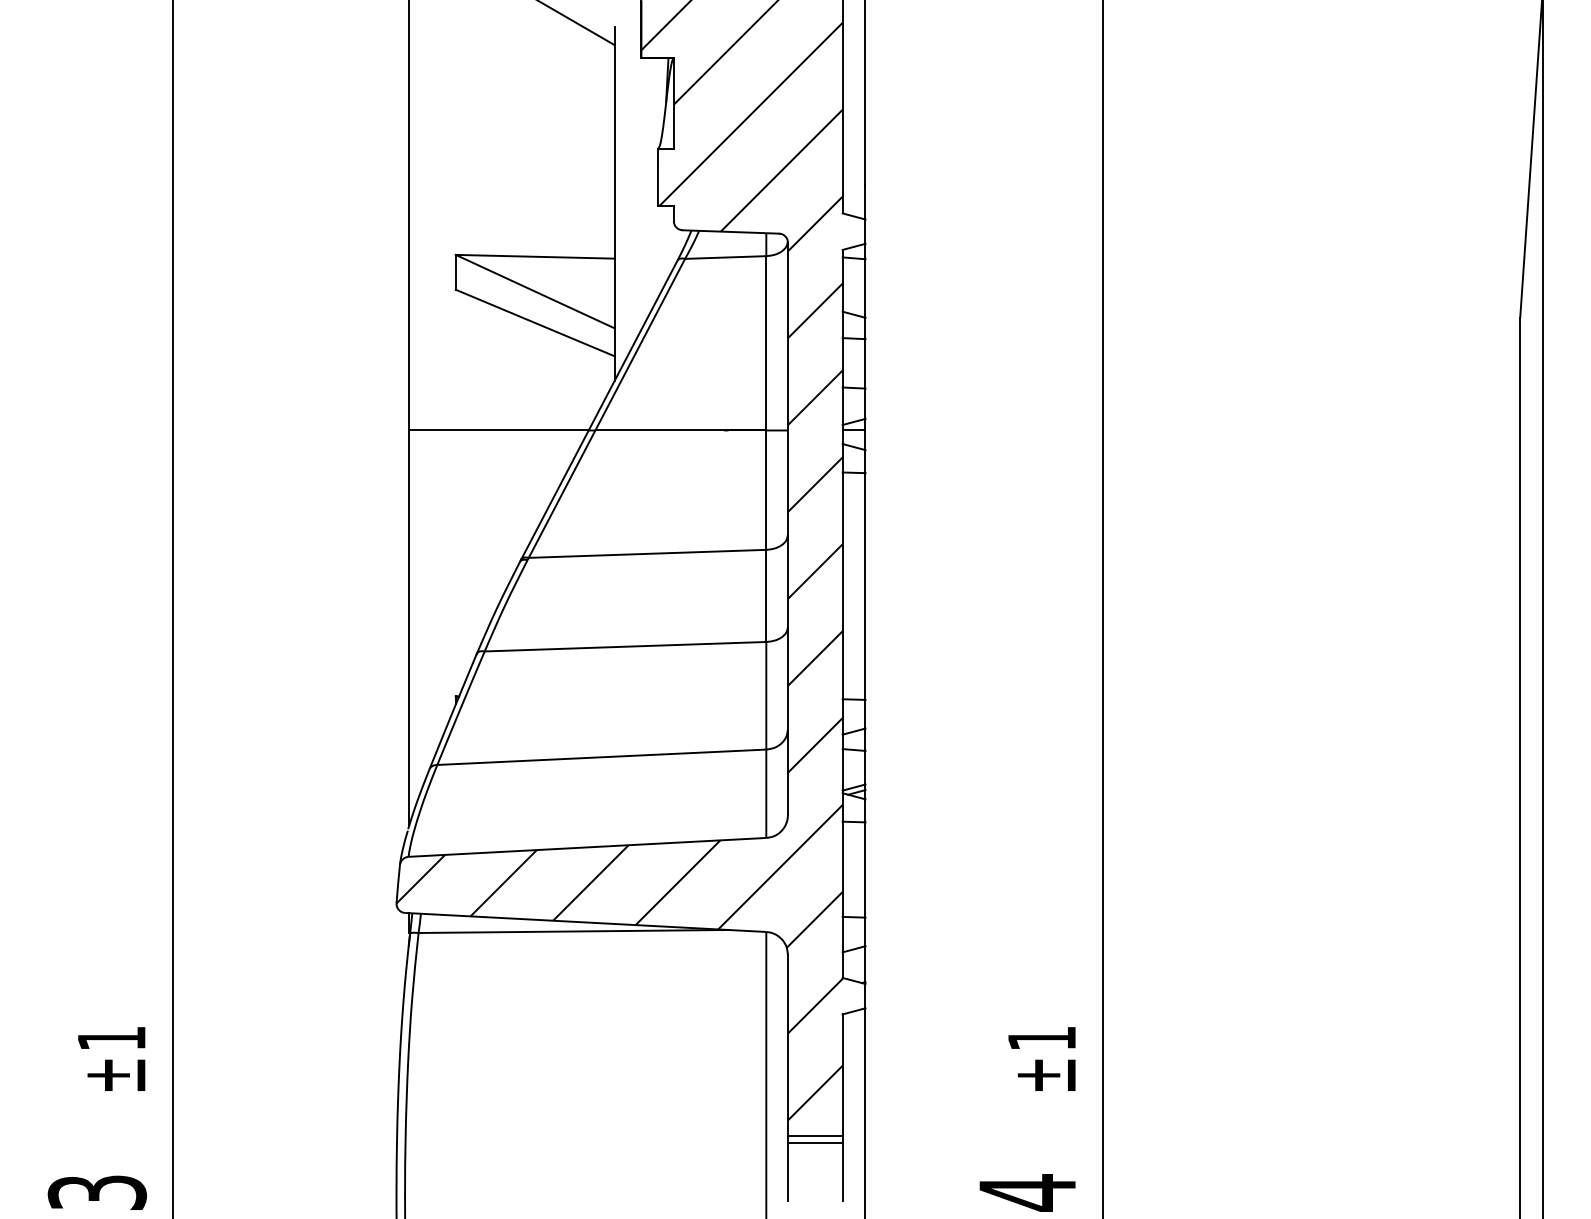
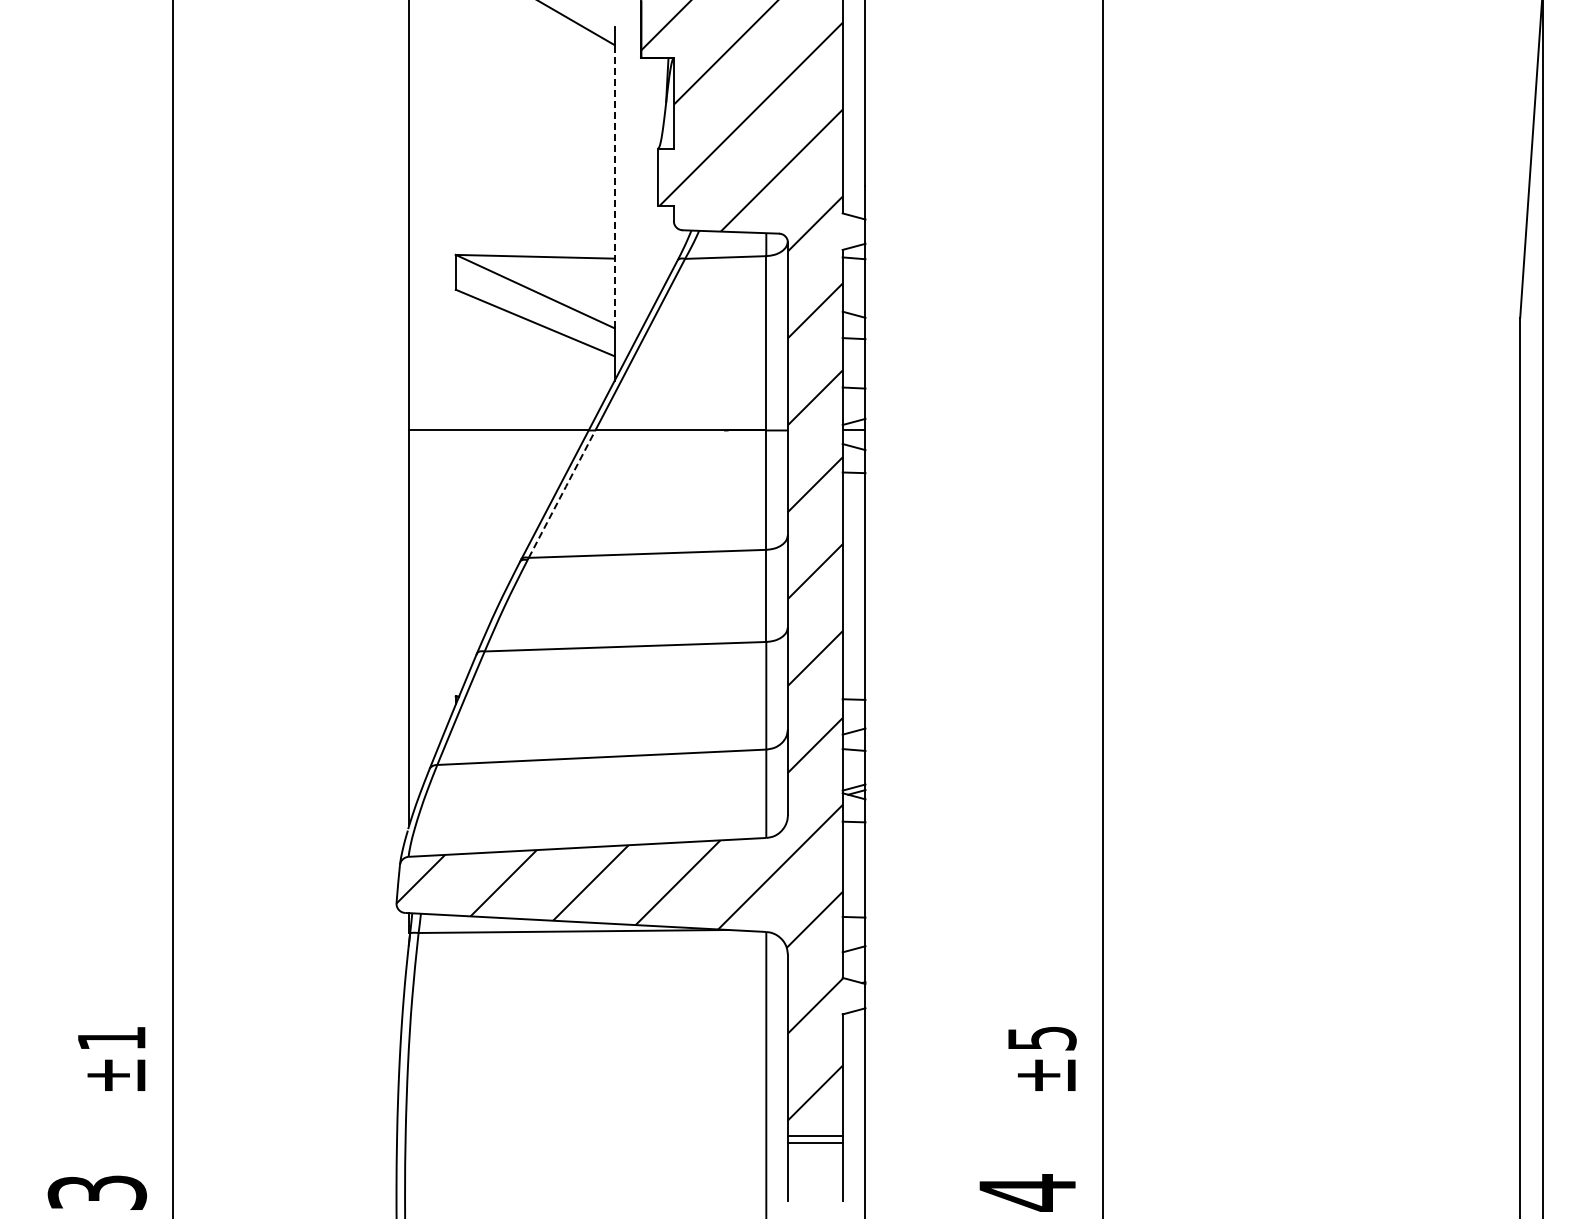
line: solid -> dashed (614, 186)
line: solid -> dashed (562, 493)
text: ±1 -> ±5 (1042, 1038)
